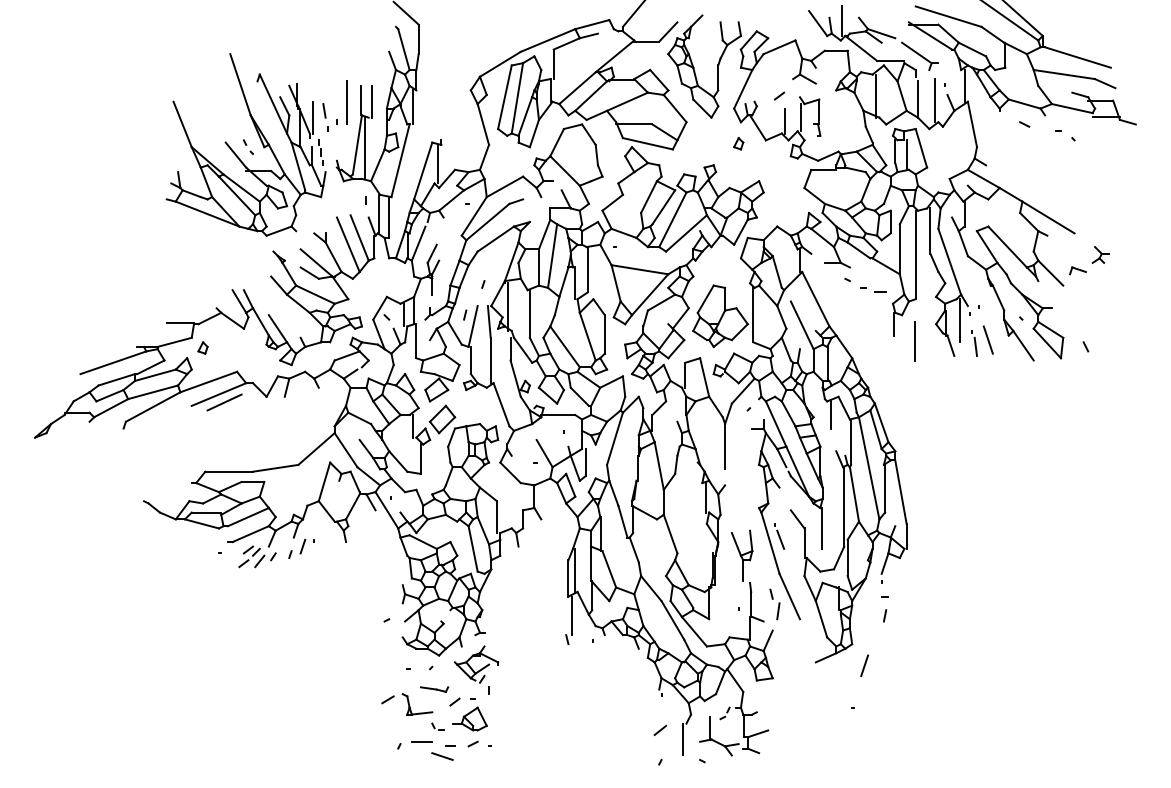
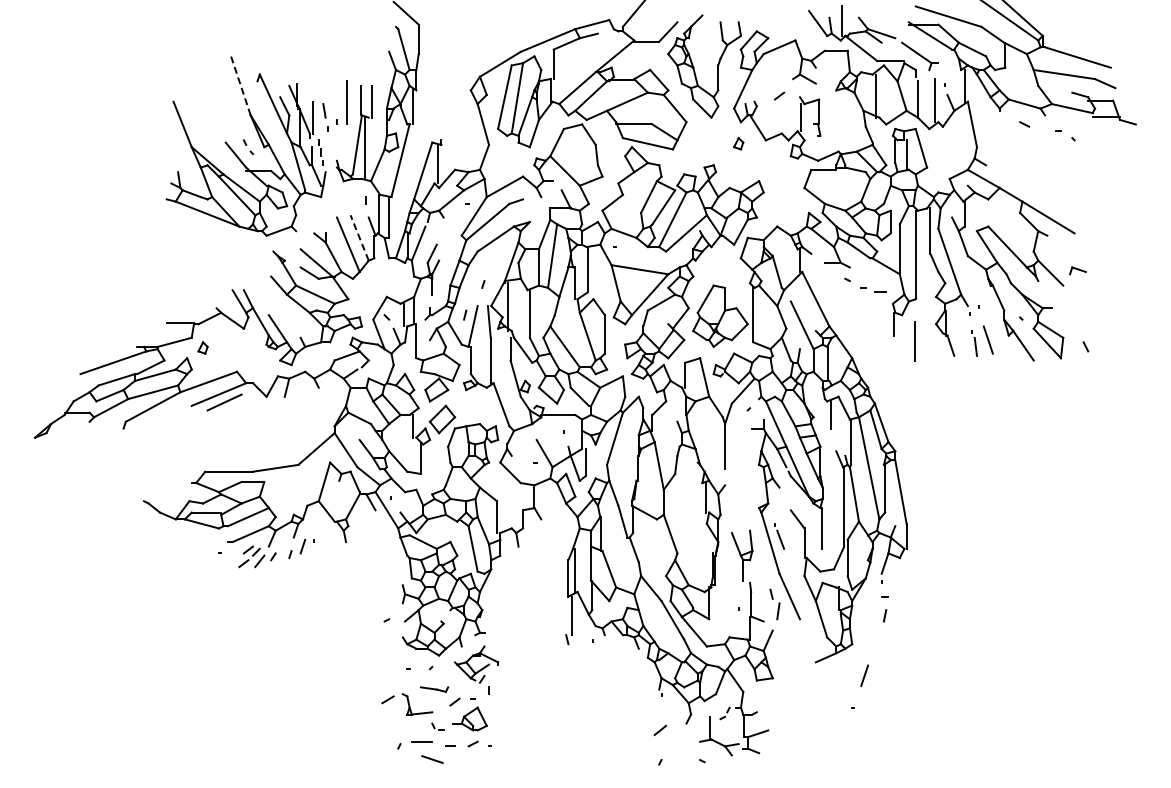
line: solid -> dashed (240, 84)
line: present -> none (785, 120)
line: solid -> dashed (359, 237)
part: present -> none (1100, 254)
line: present -> none (959, 320)
line position: (864, 665) -> (864, 675) (864, 675)
line: present -> none (683, 739)
line position: (442, 756) -> (432, 759) (432, 759)
